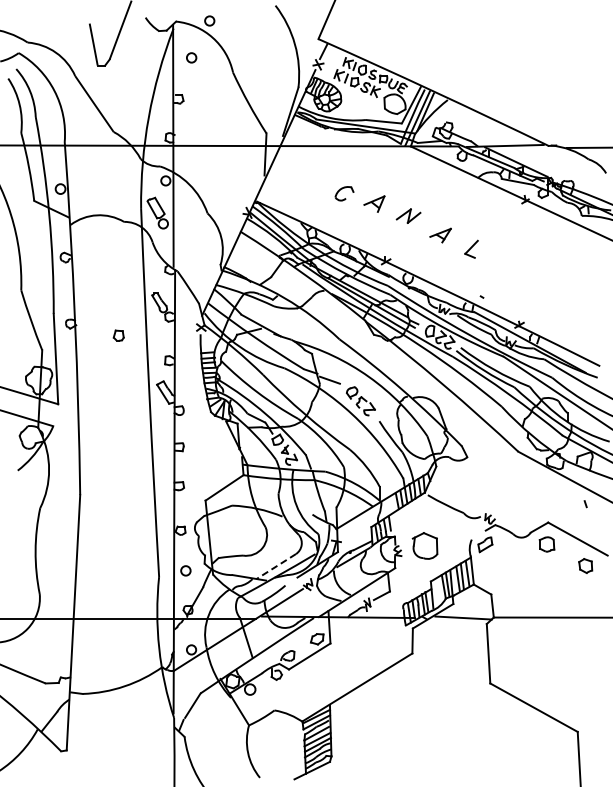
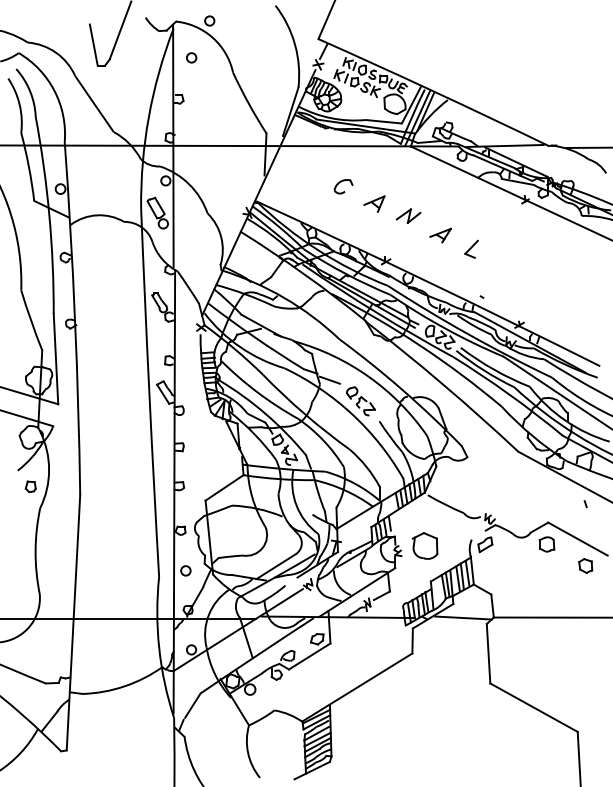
part position: (344, 193) -> (343, 186) (343, 186)
part position: (118, 335) -> (30, 486) (30, 486)
line: dashed -> solid (275, 566)
